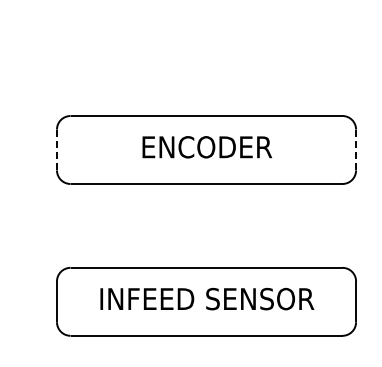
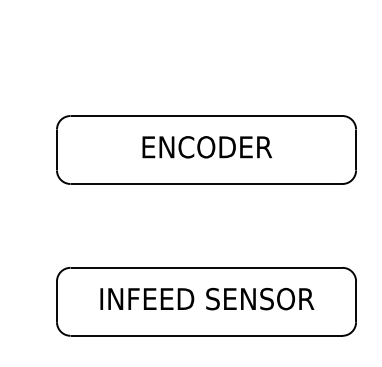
line: dashed -> solid (56, 149)
line: dashed -> solid (356, 150)
